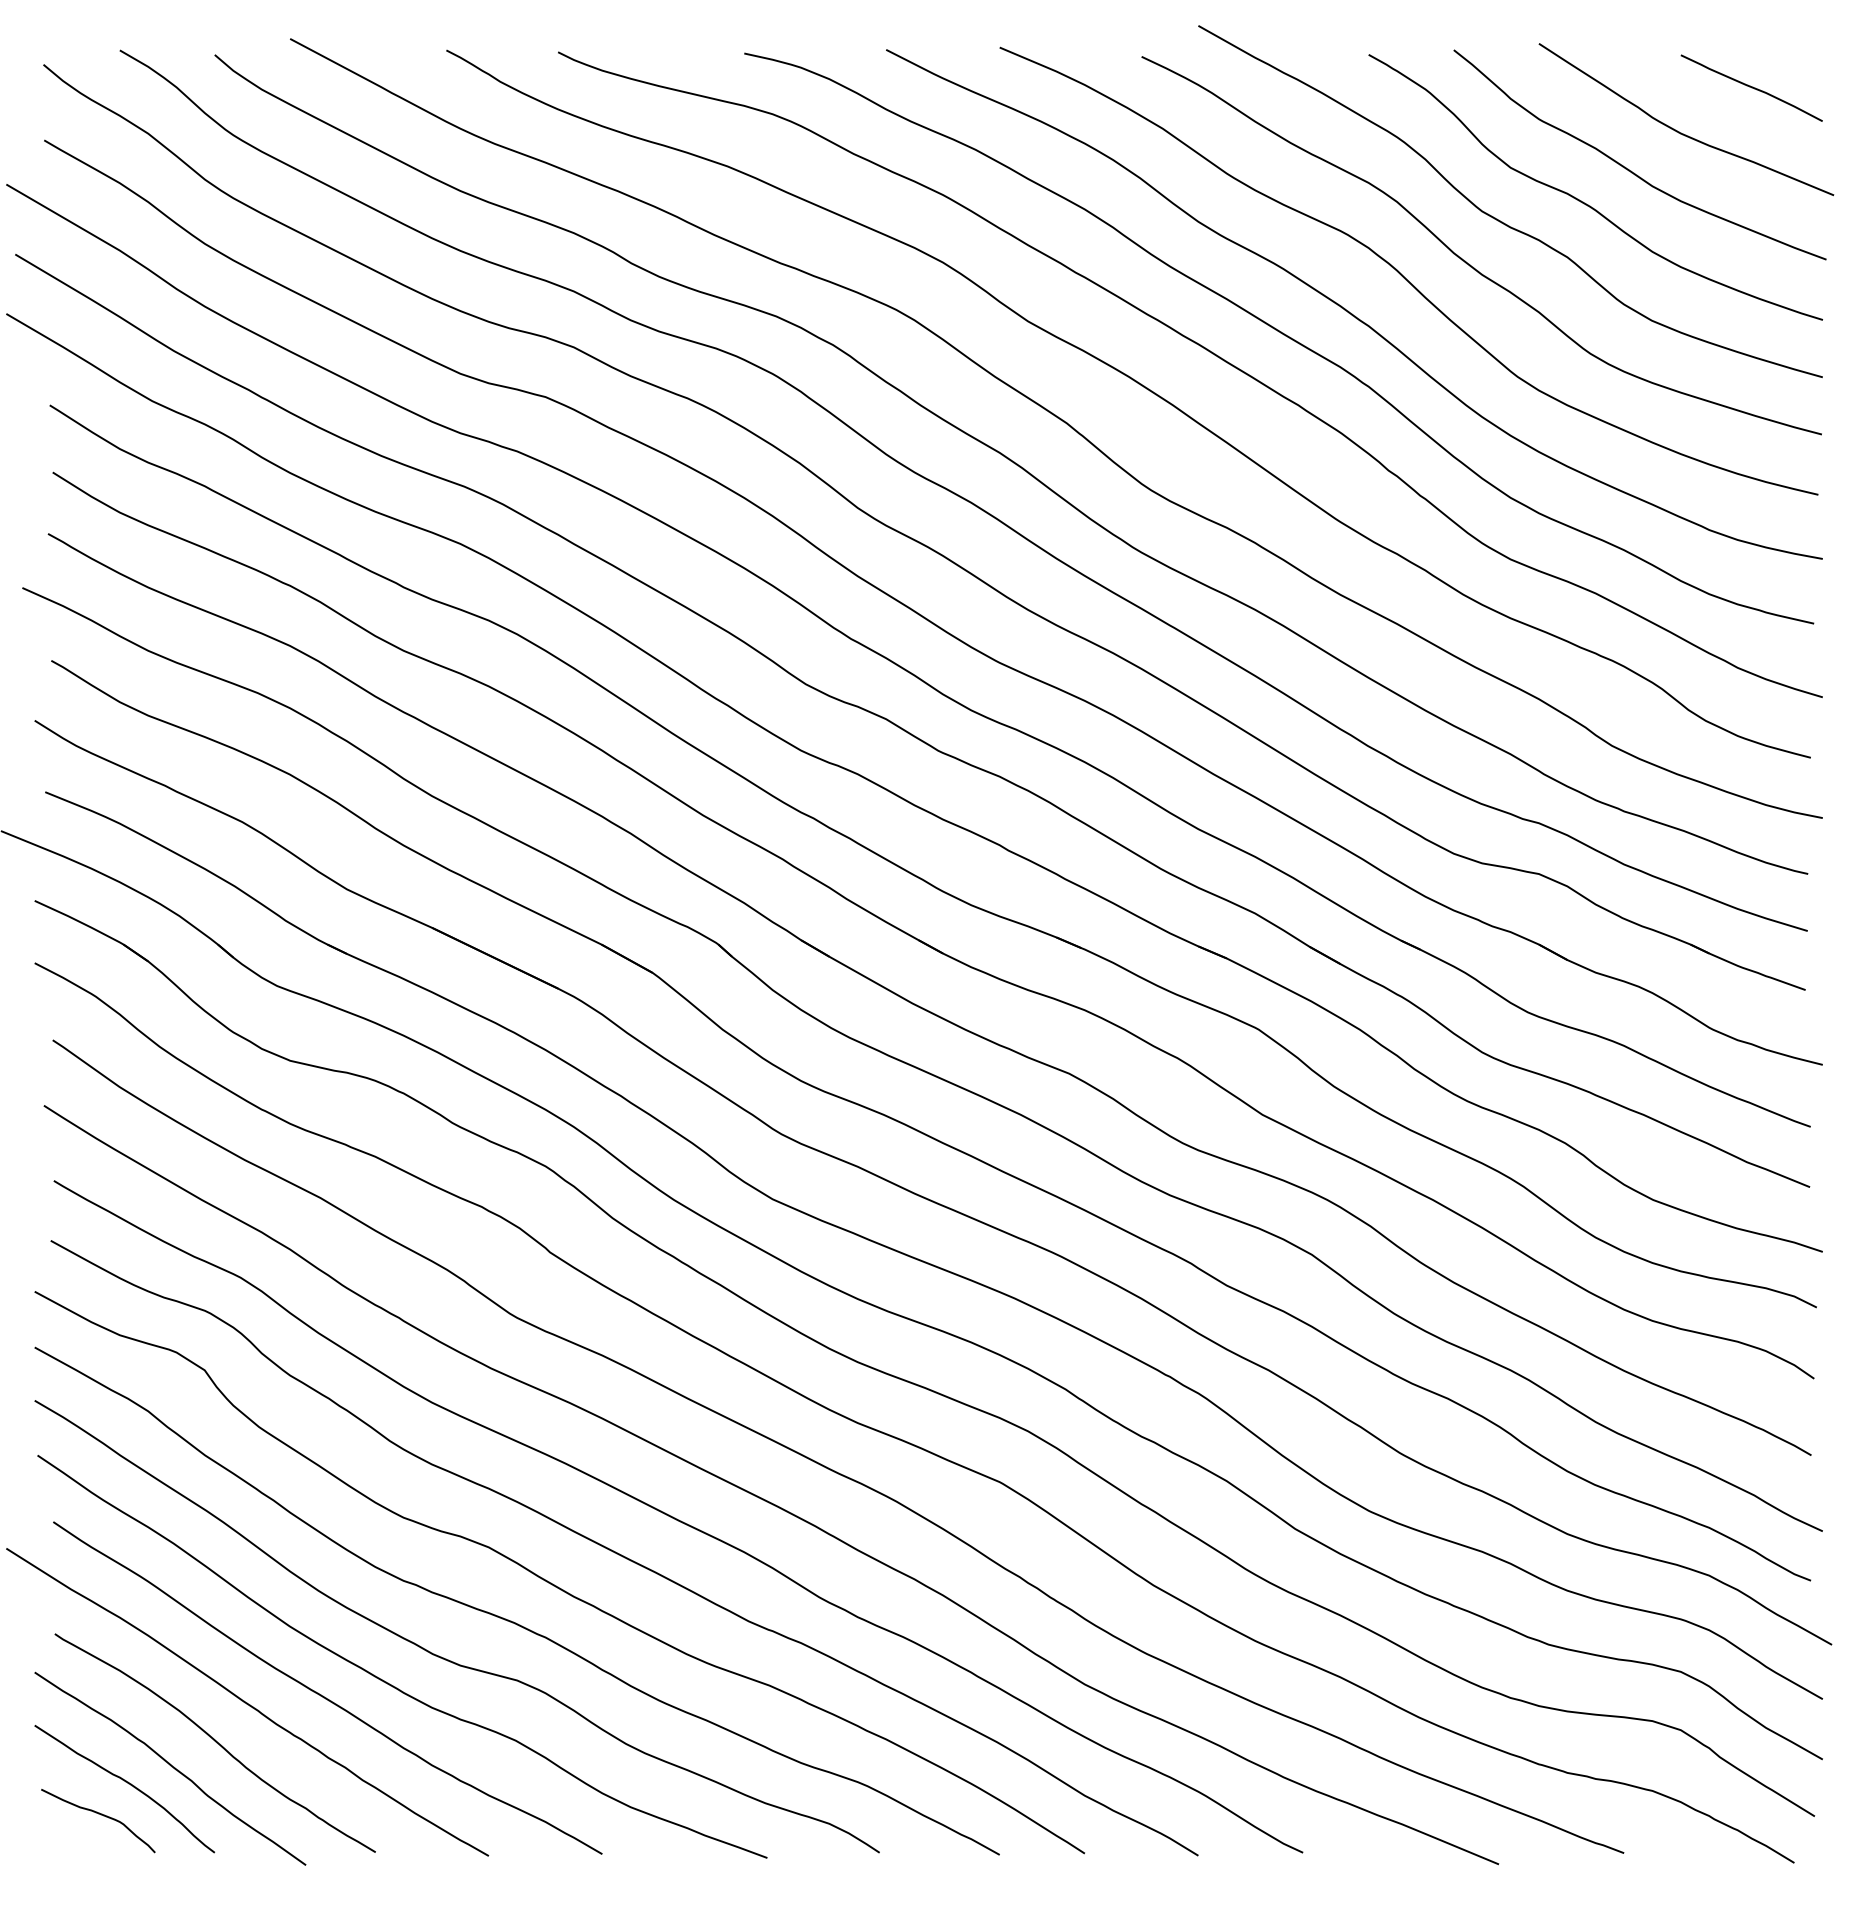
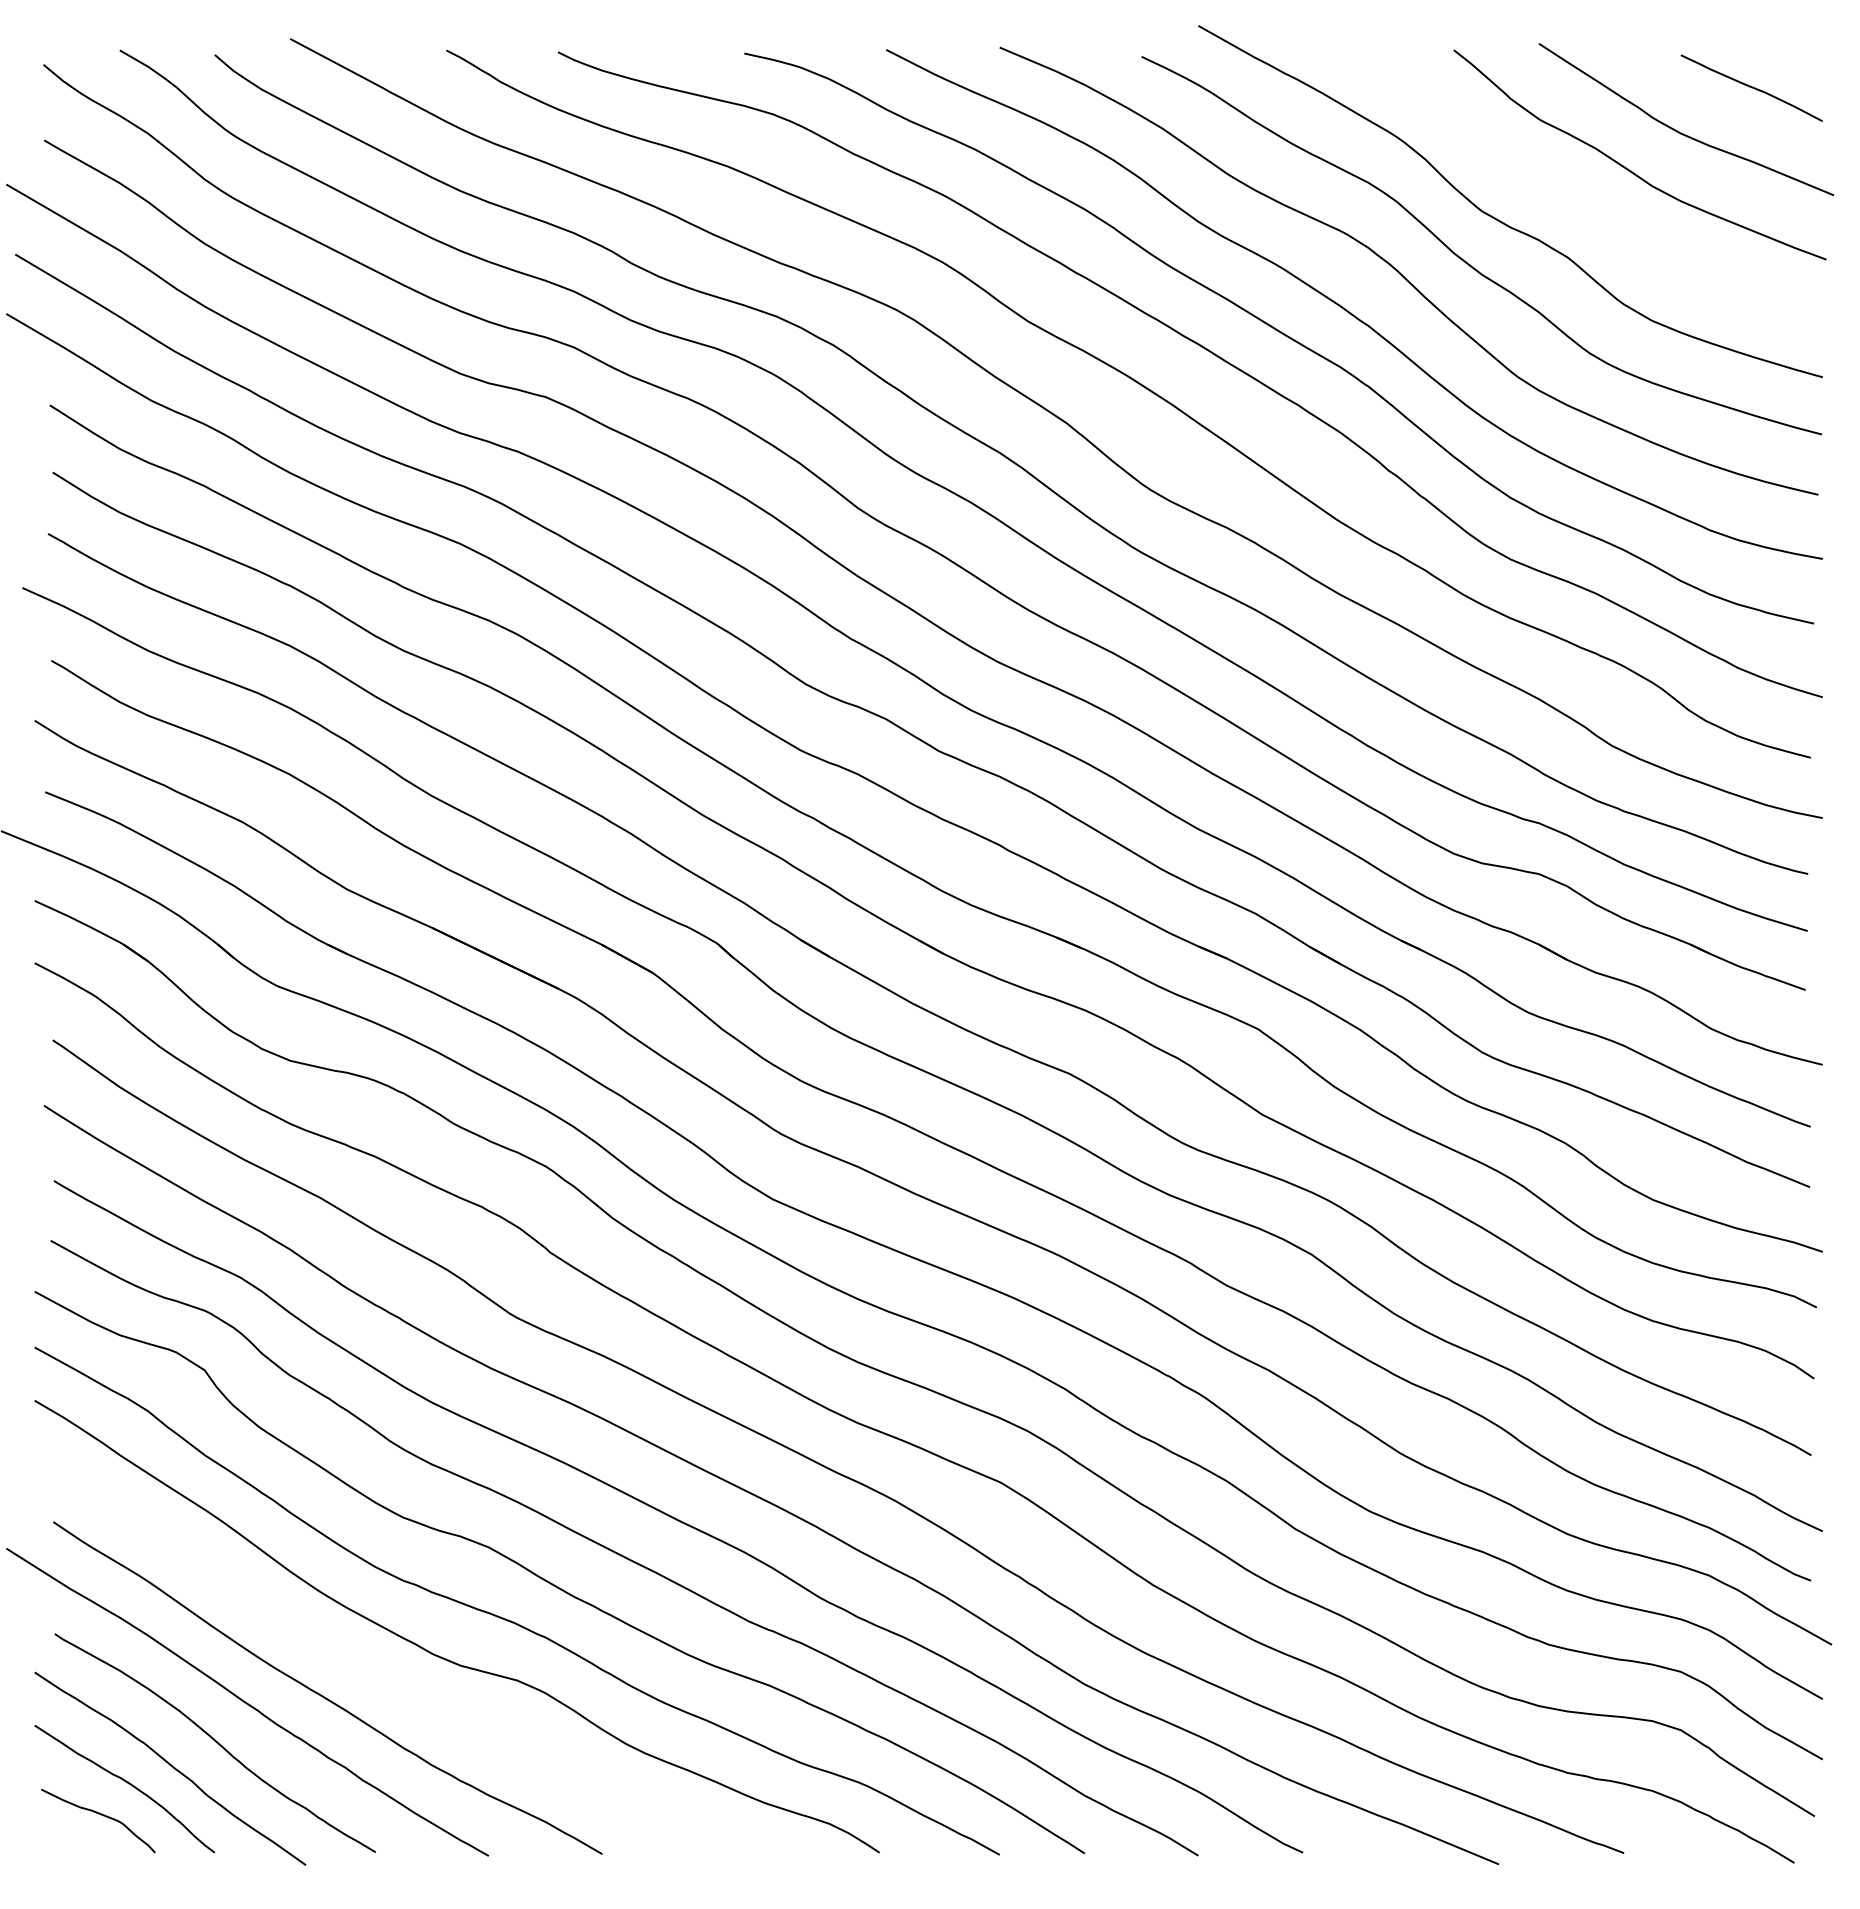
curve: present -> none (1586, 203)
curve: present -> none (388, 1682)
